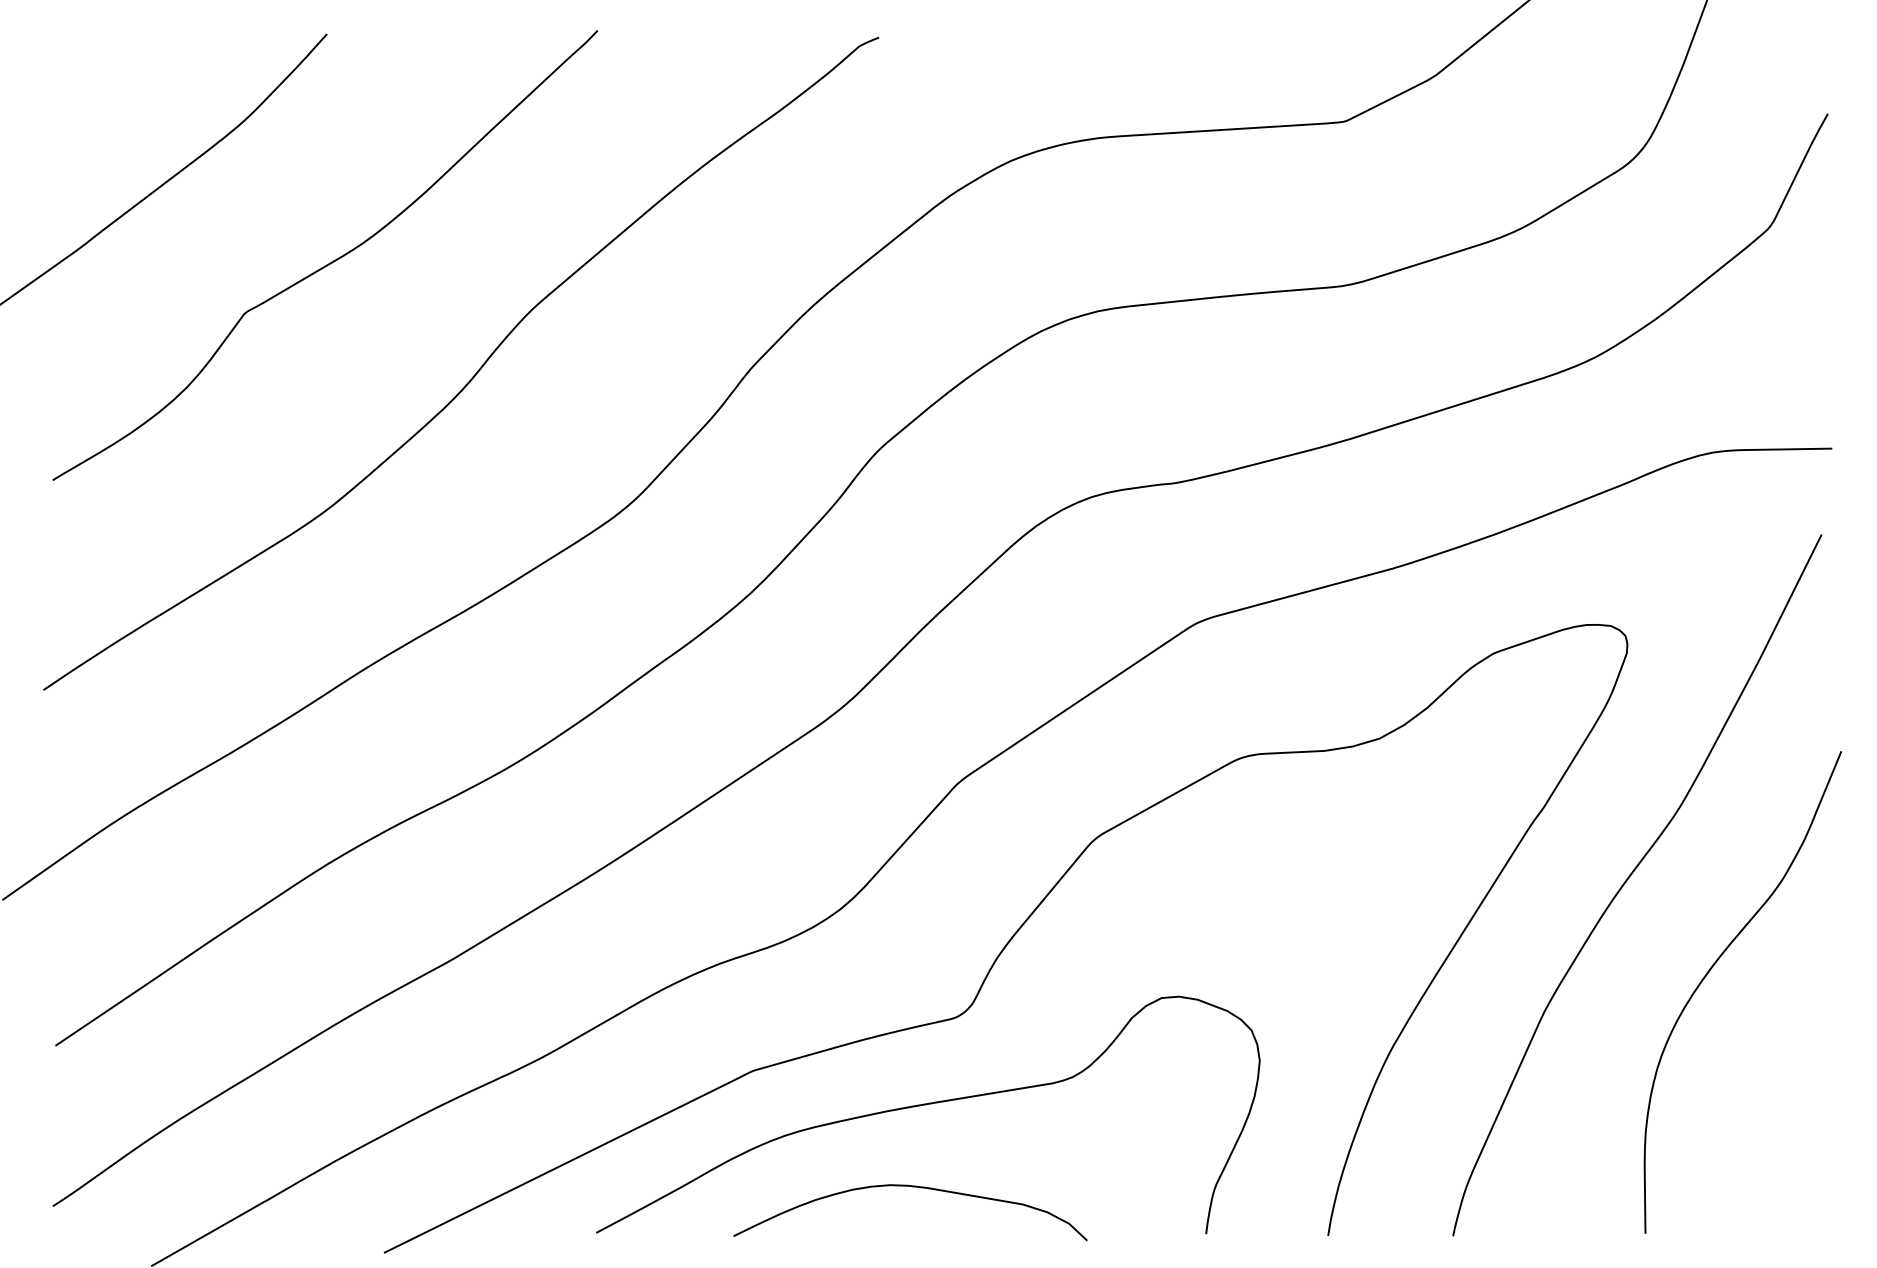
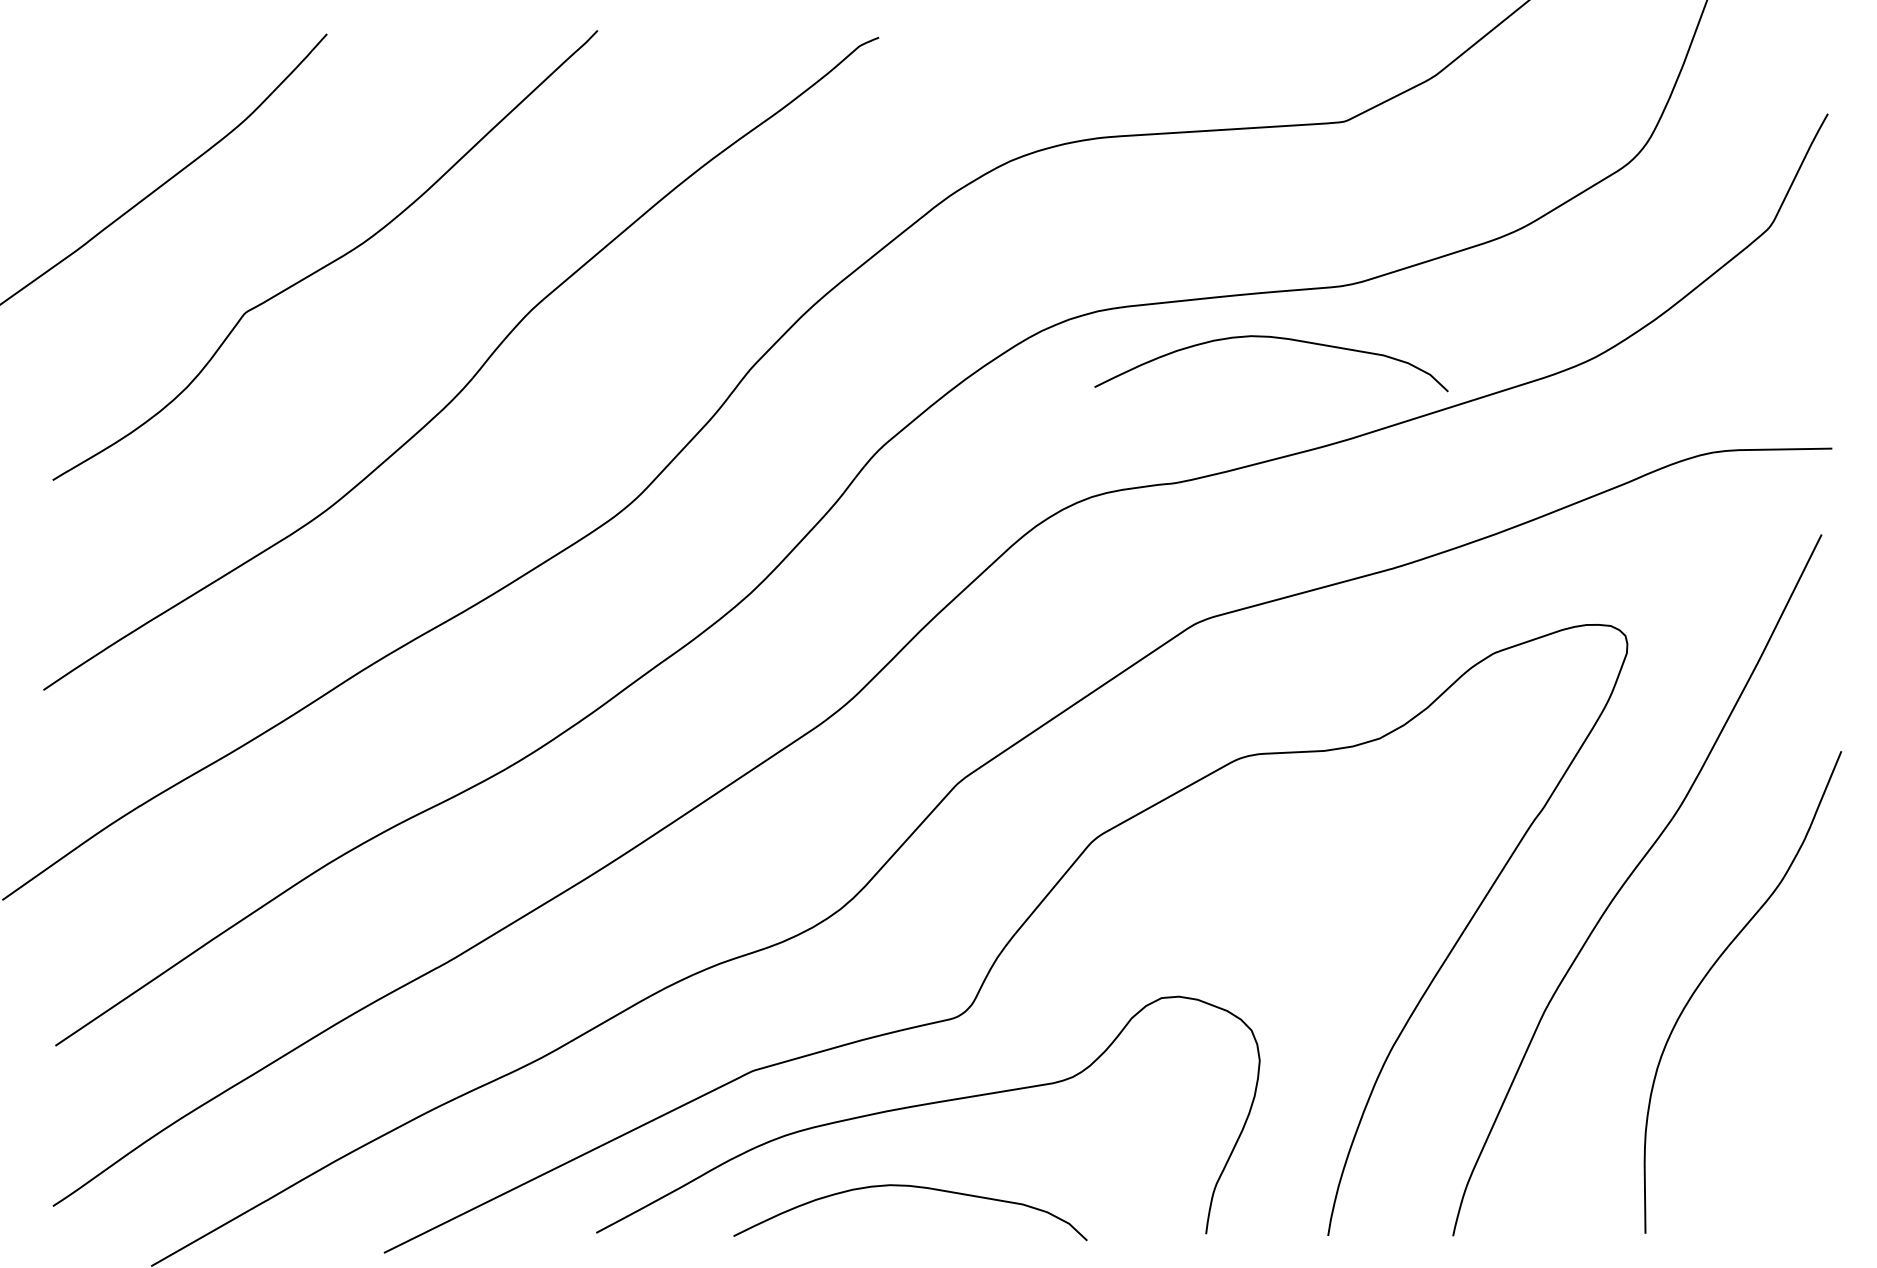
curve: none -> present (1273, 338)
